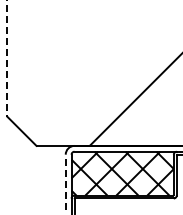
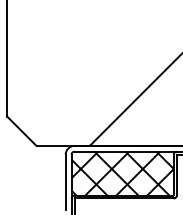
line: dashed -> solid (7, 58)
line: dashed -> solid (65, 182)
